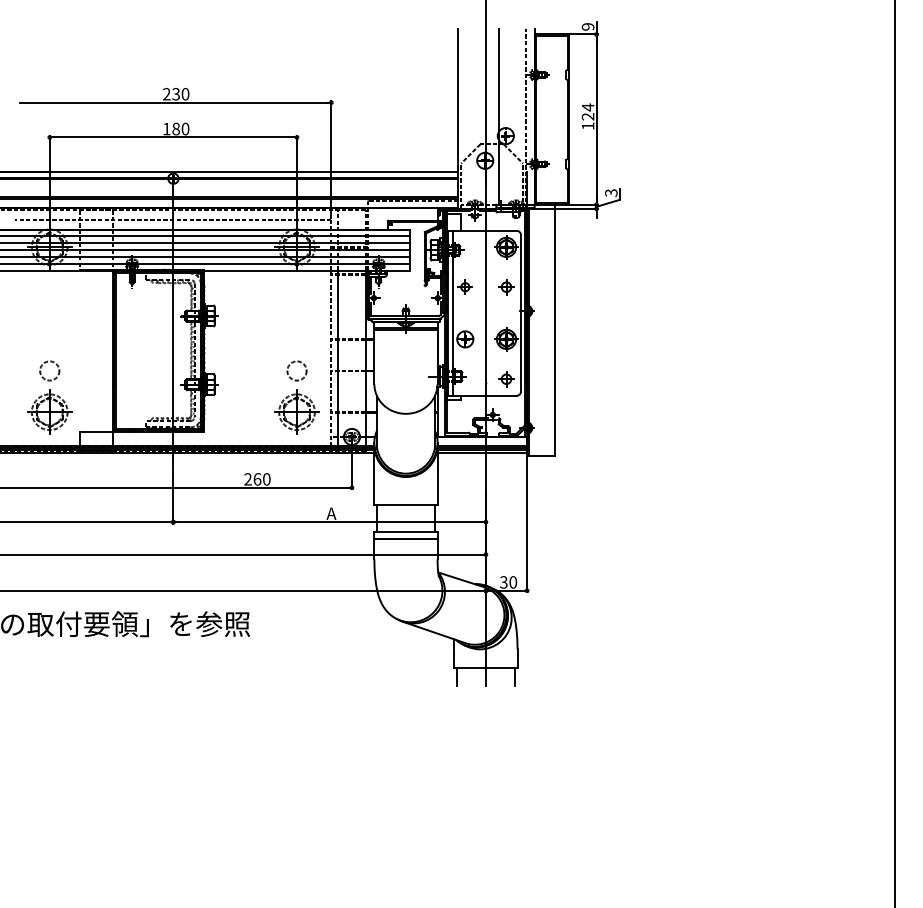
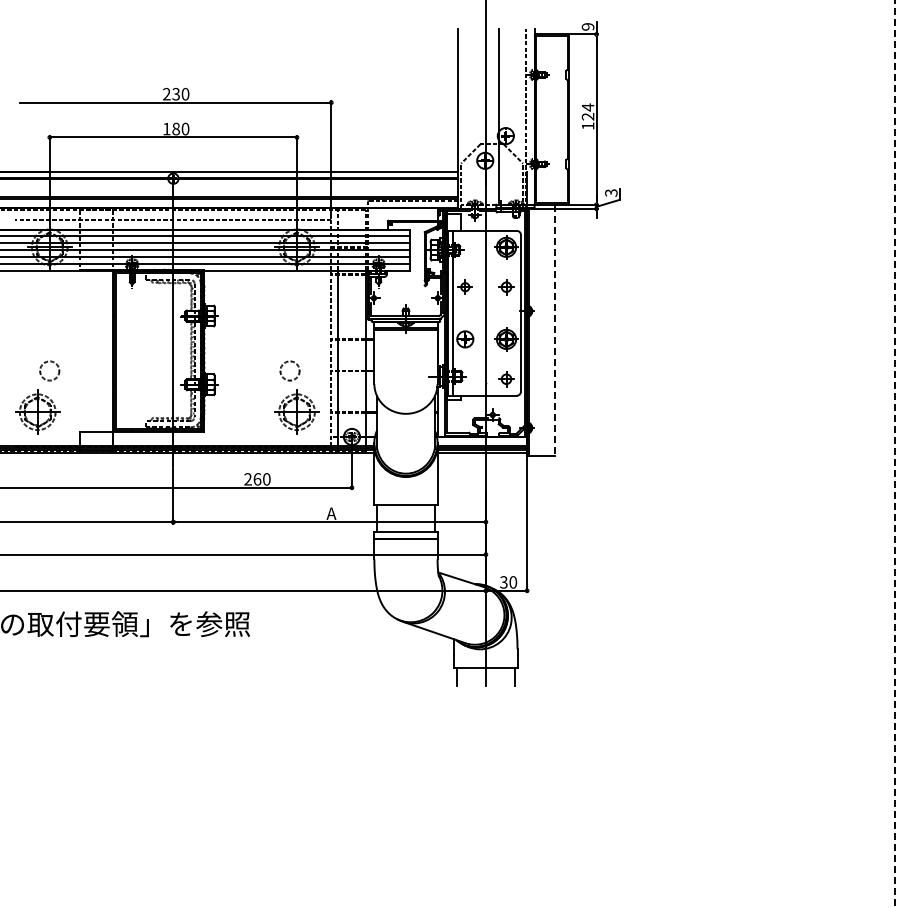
line: solid -> dashed (554, 330)
circle position: (296, 370) -> (289, 370) (289, 370)
part position: (49, 411) -> (37, 411) (37, 411)
line: solid -> dashed (895, 454)
